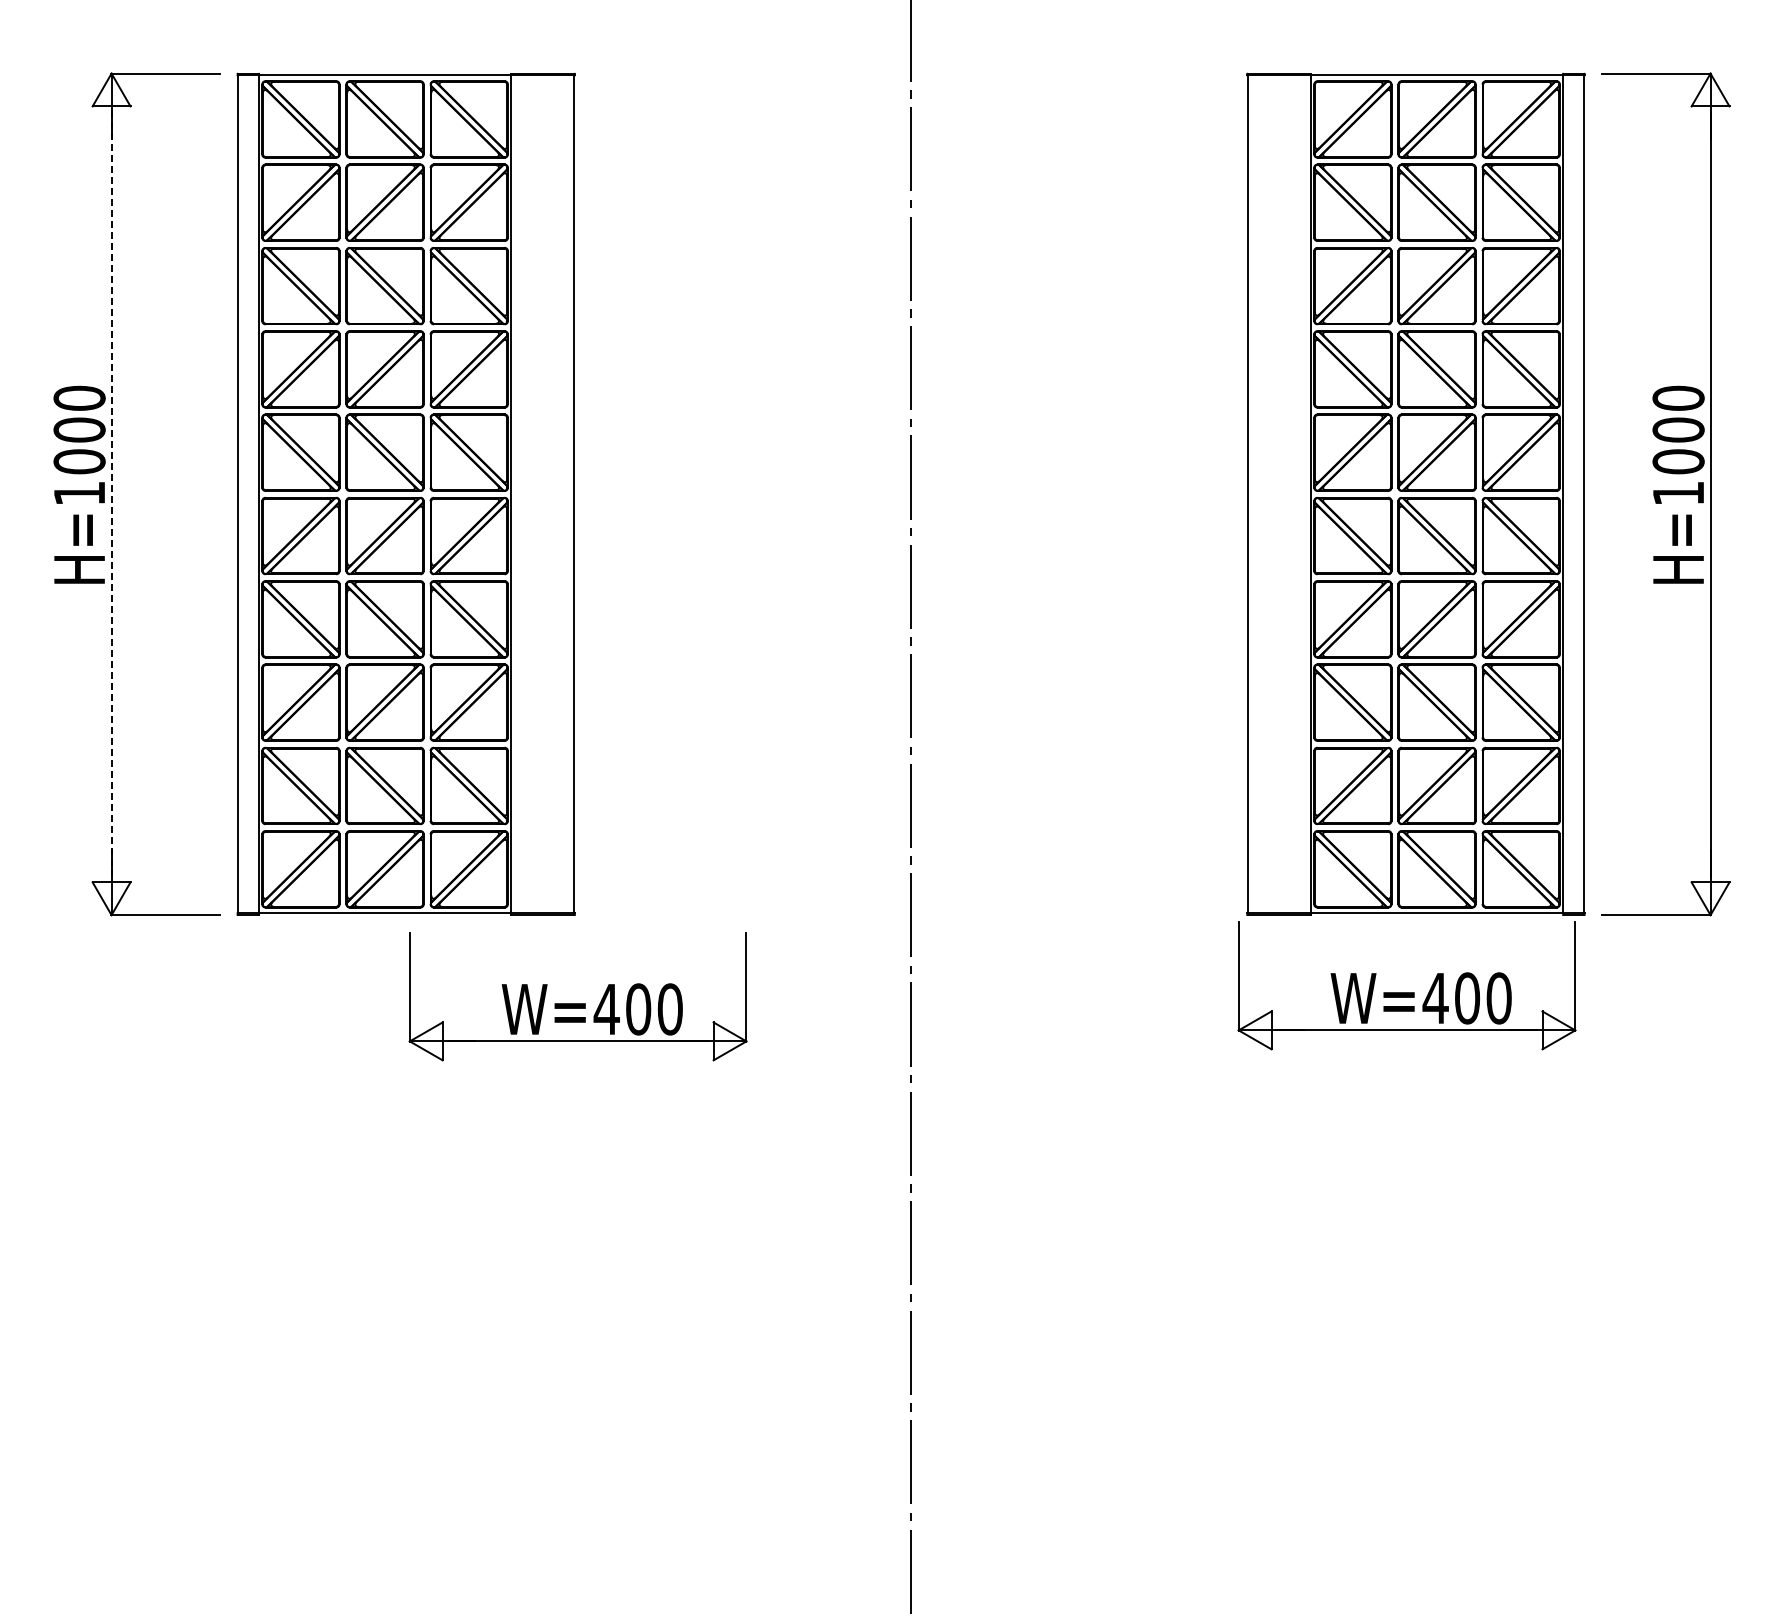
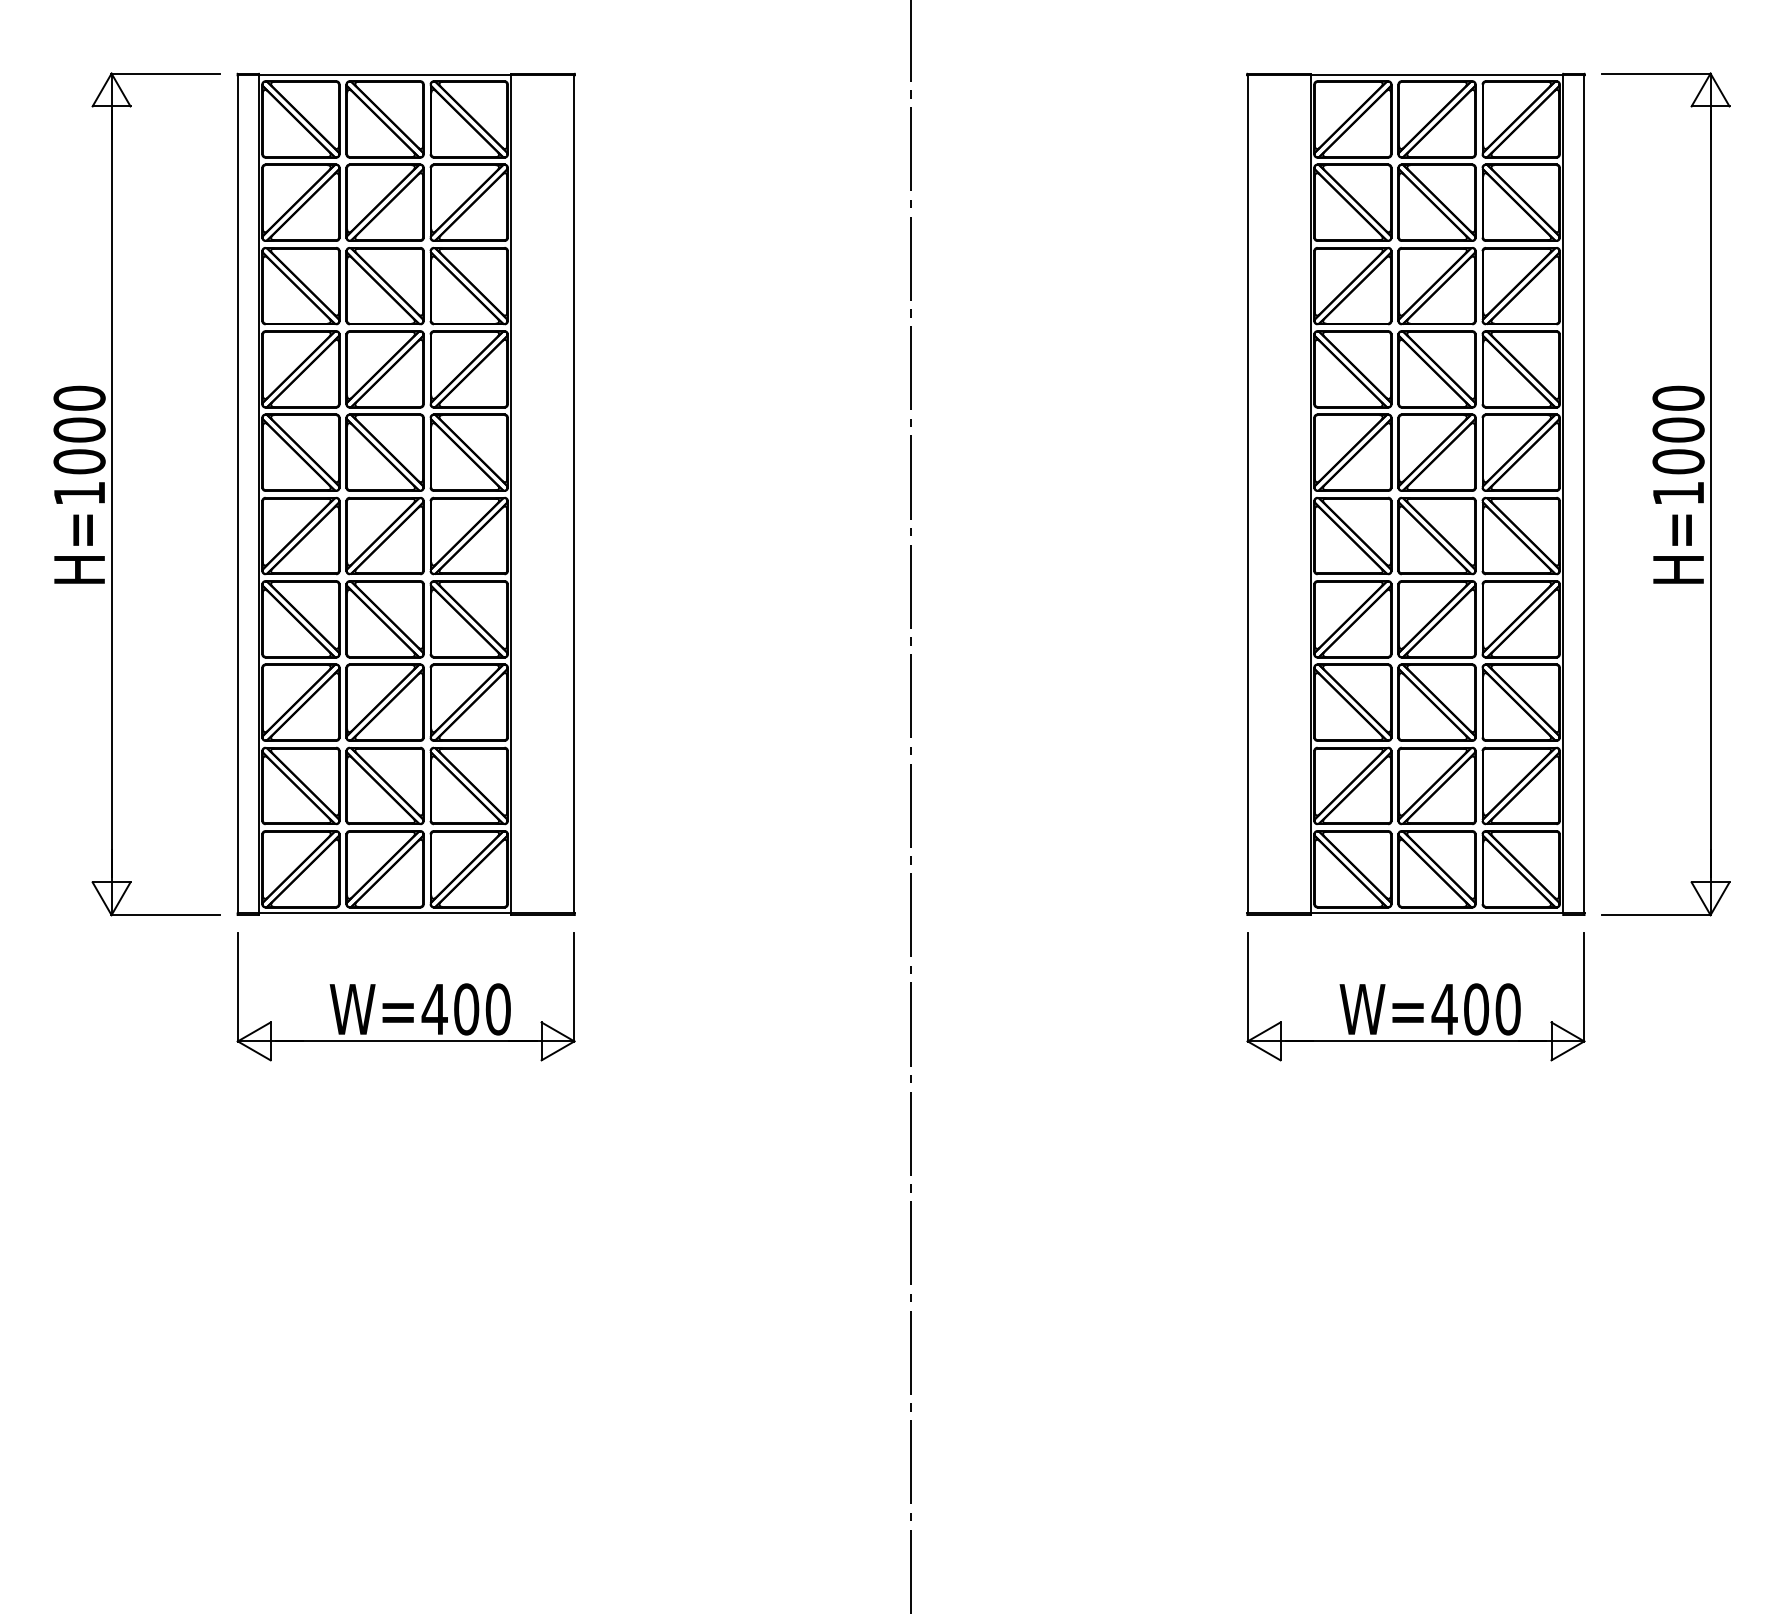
line: dashed -> solid (111, 494)
part position: (1406, 992) -> (1415, 1003) (1415, 1003)
part position: (577, 1003) -> (405, 1003) (405, 1003)
